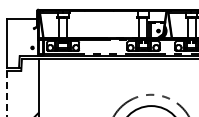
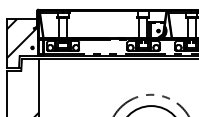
hatch: none -> present (22, 38)
line: dashed -> solid (6, 93)
